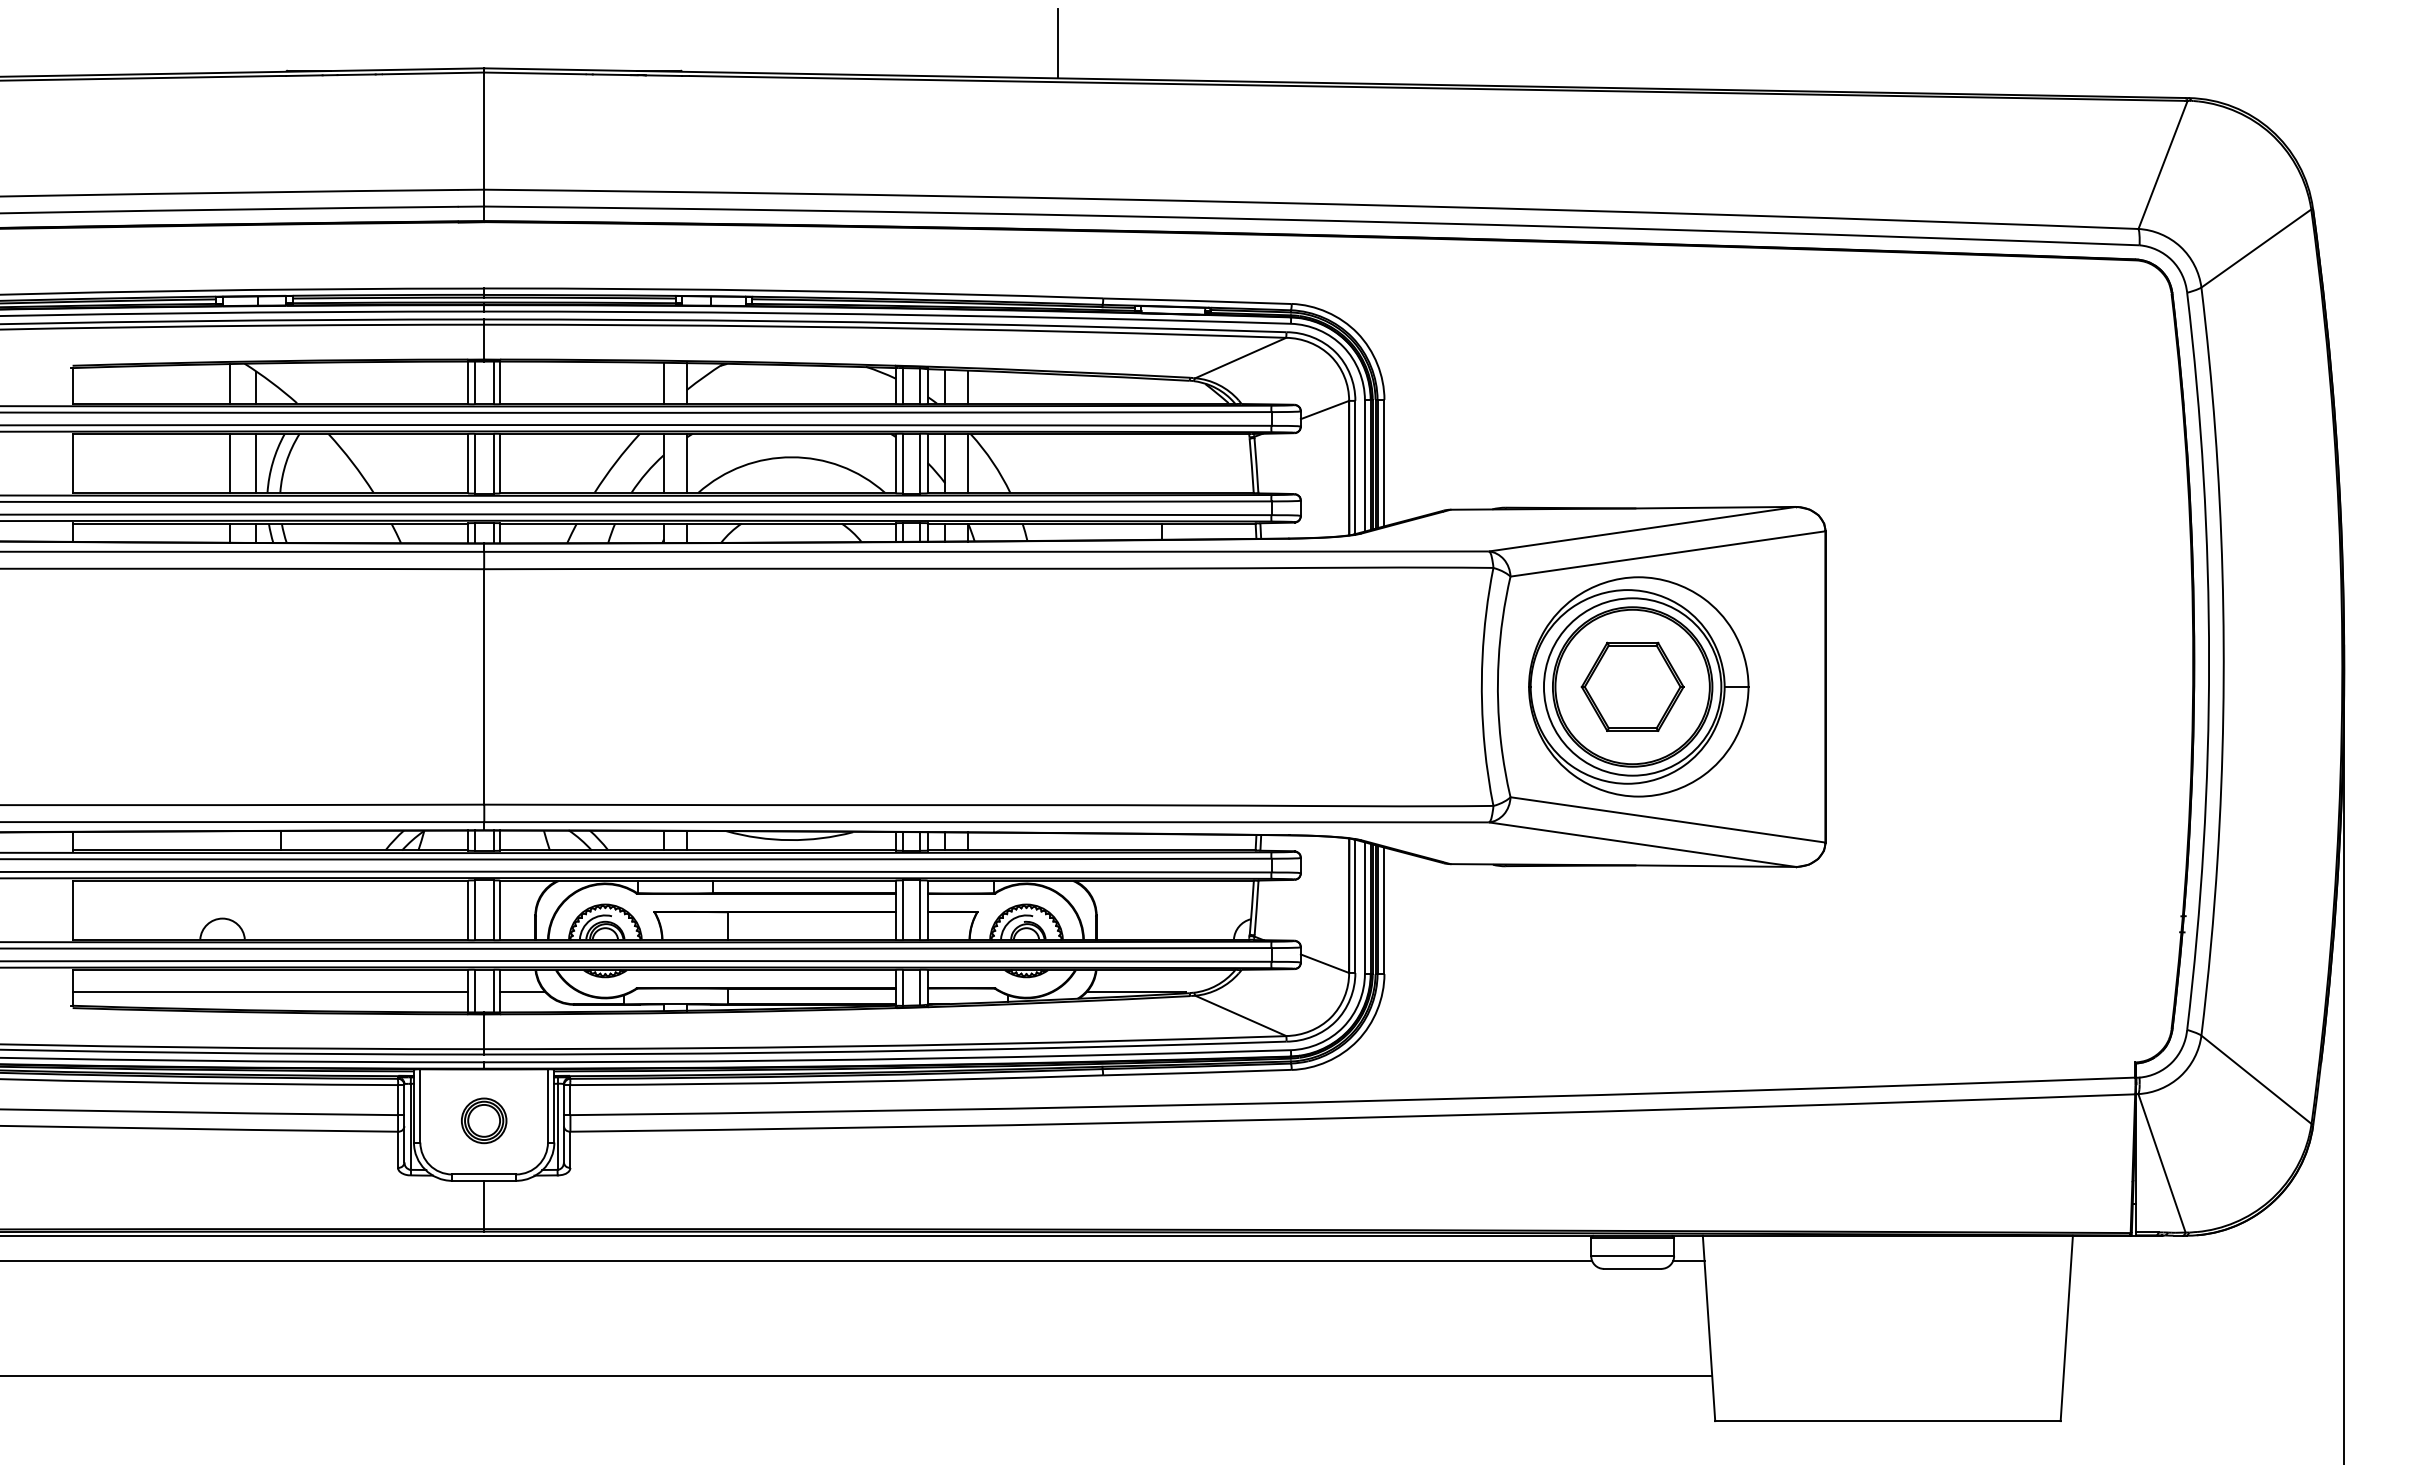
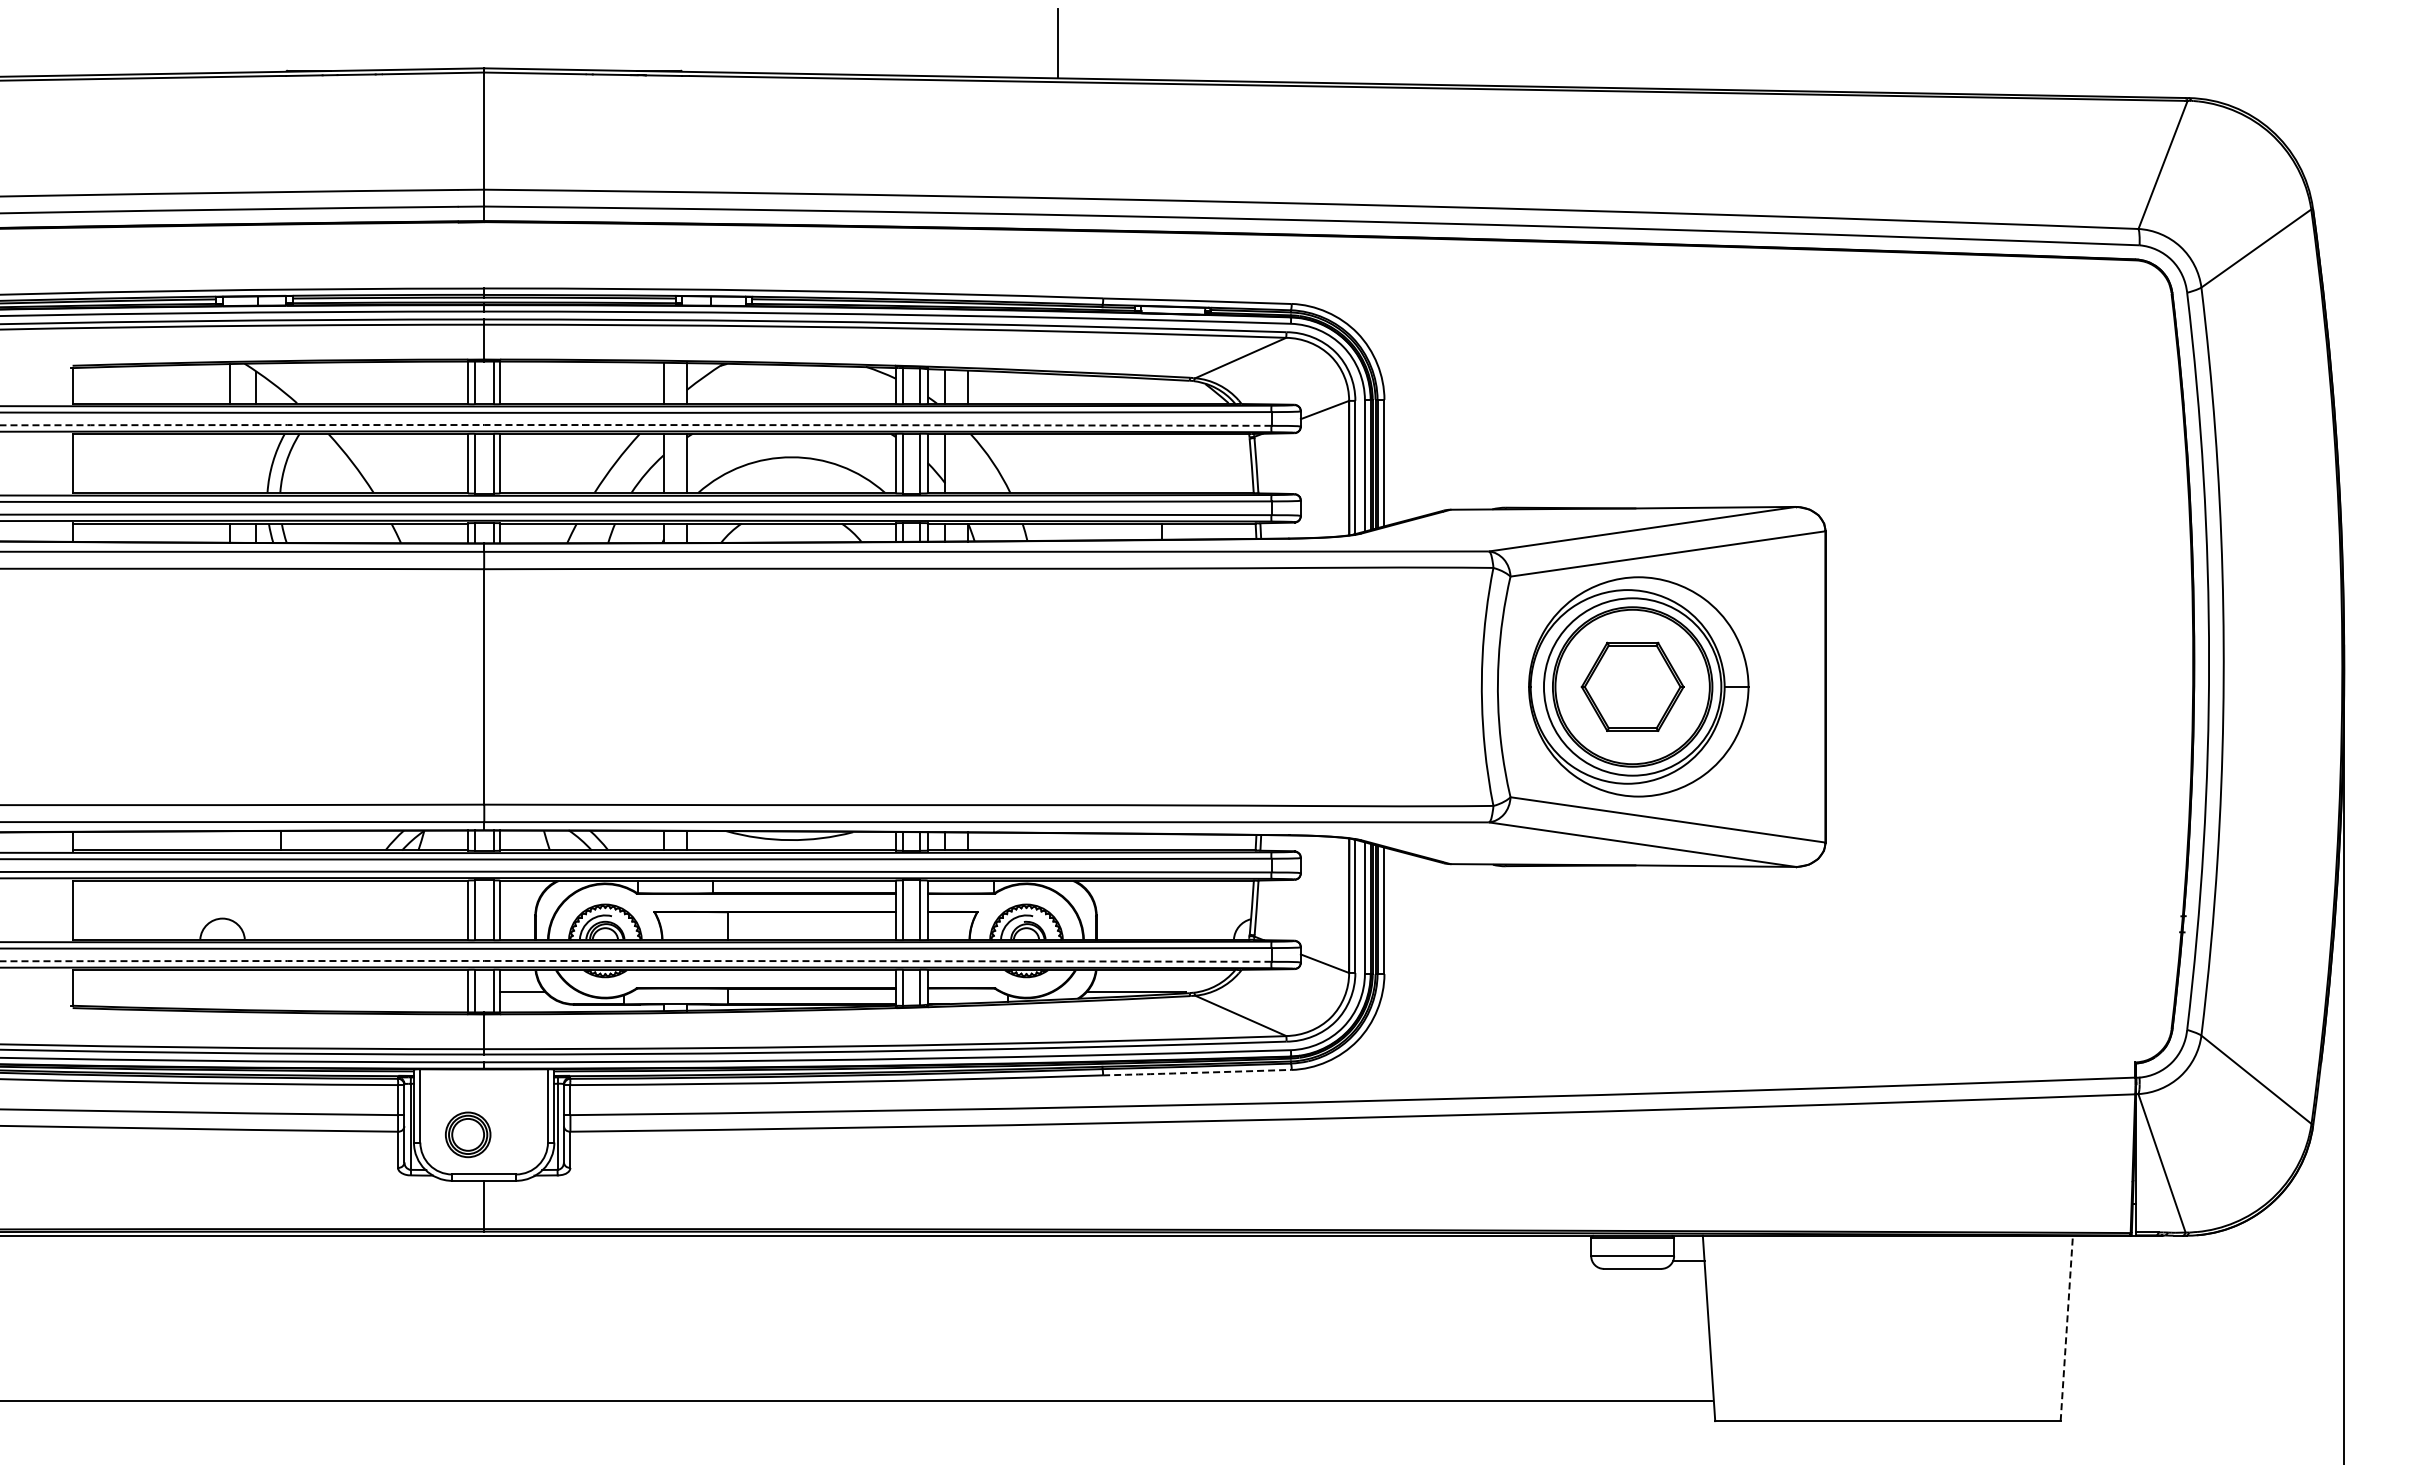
arc: solid -> dashed (635, 425)
line: present -> none (230, 463)
line: present -> none (255, 463)
line: present -> none (967, 463)
arc: solid -> dashed (635, 961)
line: present -> none (270, 991)
arc: solid -> dashed (1197, 1072)
part position: (484, 1120) -> (468, 1134) (468, 1134)
line: present -> none (797, 1261)
line: solid -> dashed (2066, 1328)
line position: (857, 1376) -> (857, 1401) (857, 1401)
